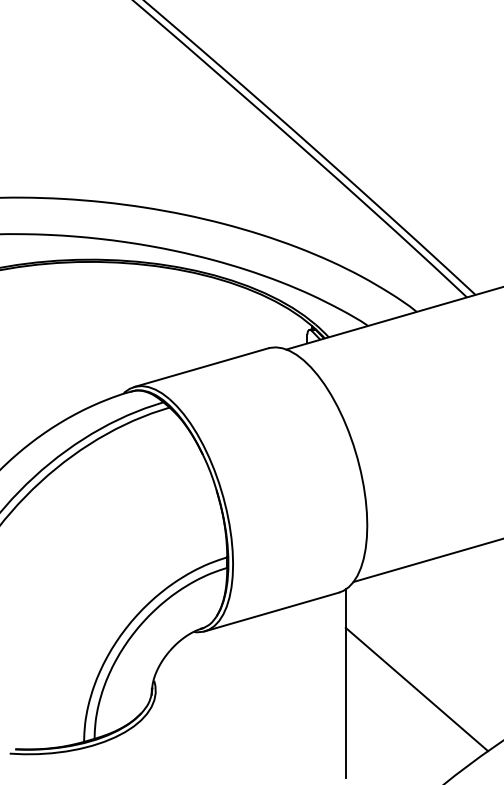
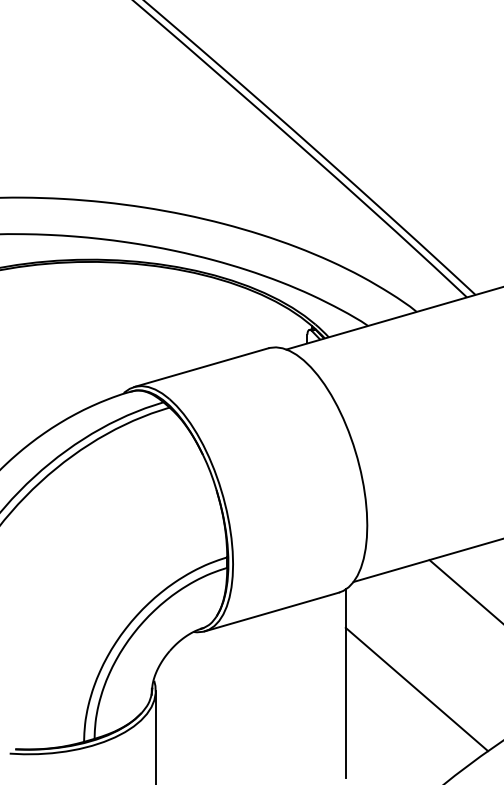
line: none -> present (464, 590)
line: none -> present (155, 735)
